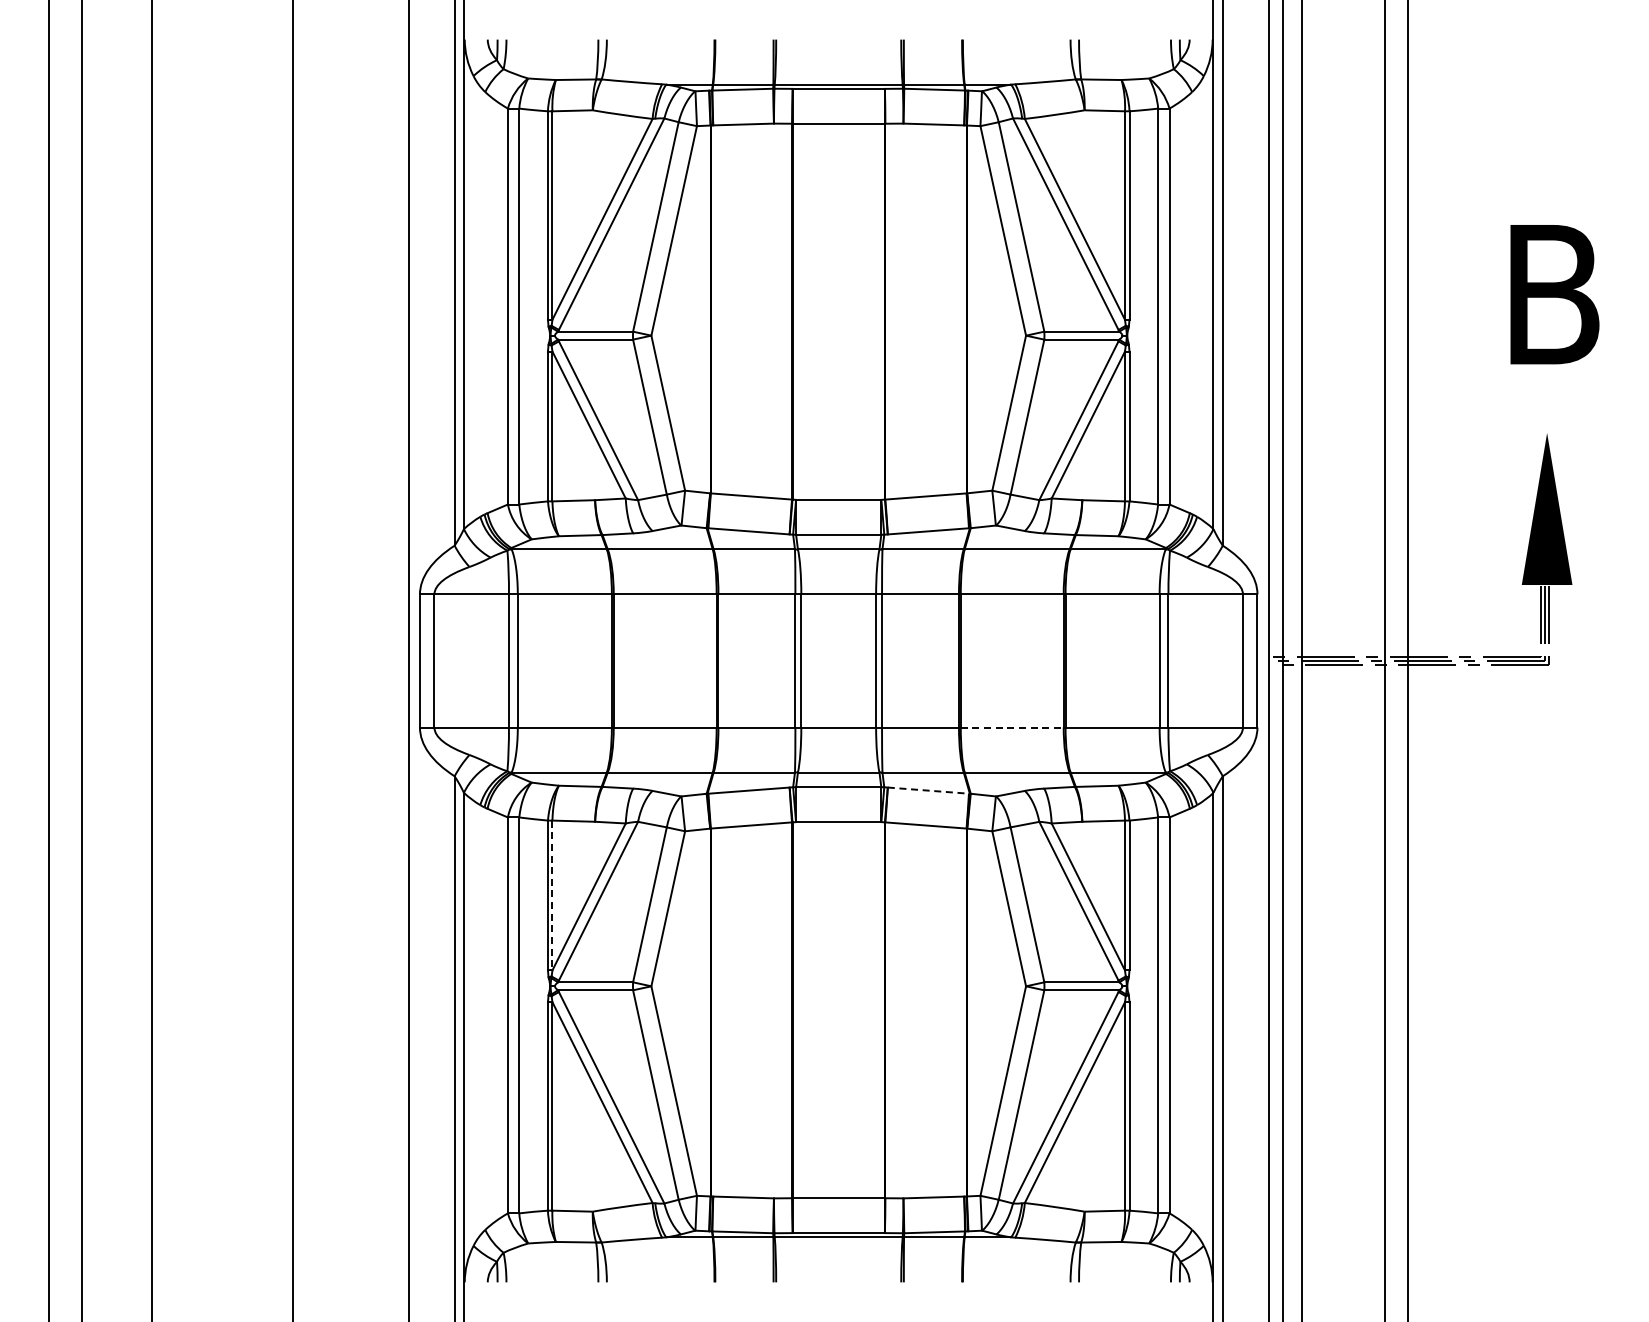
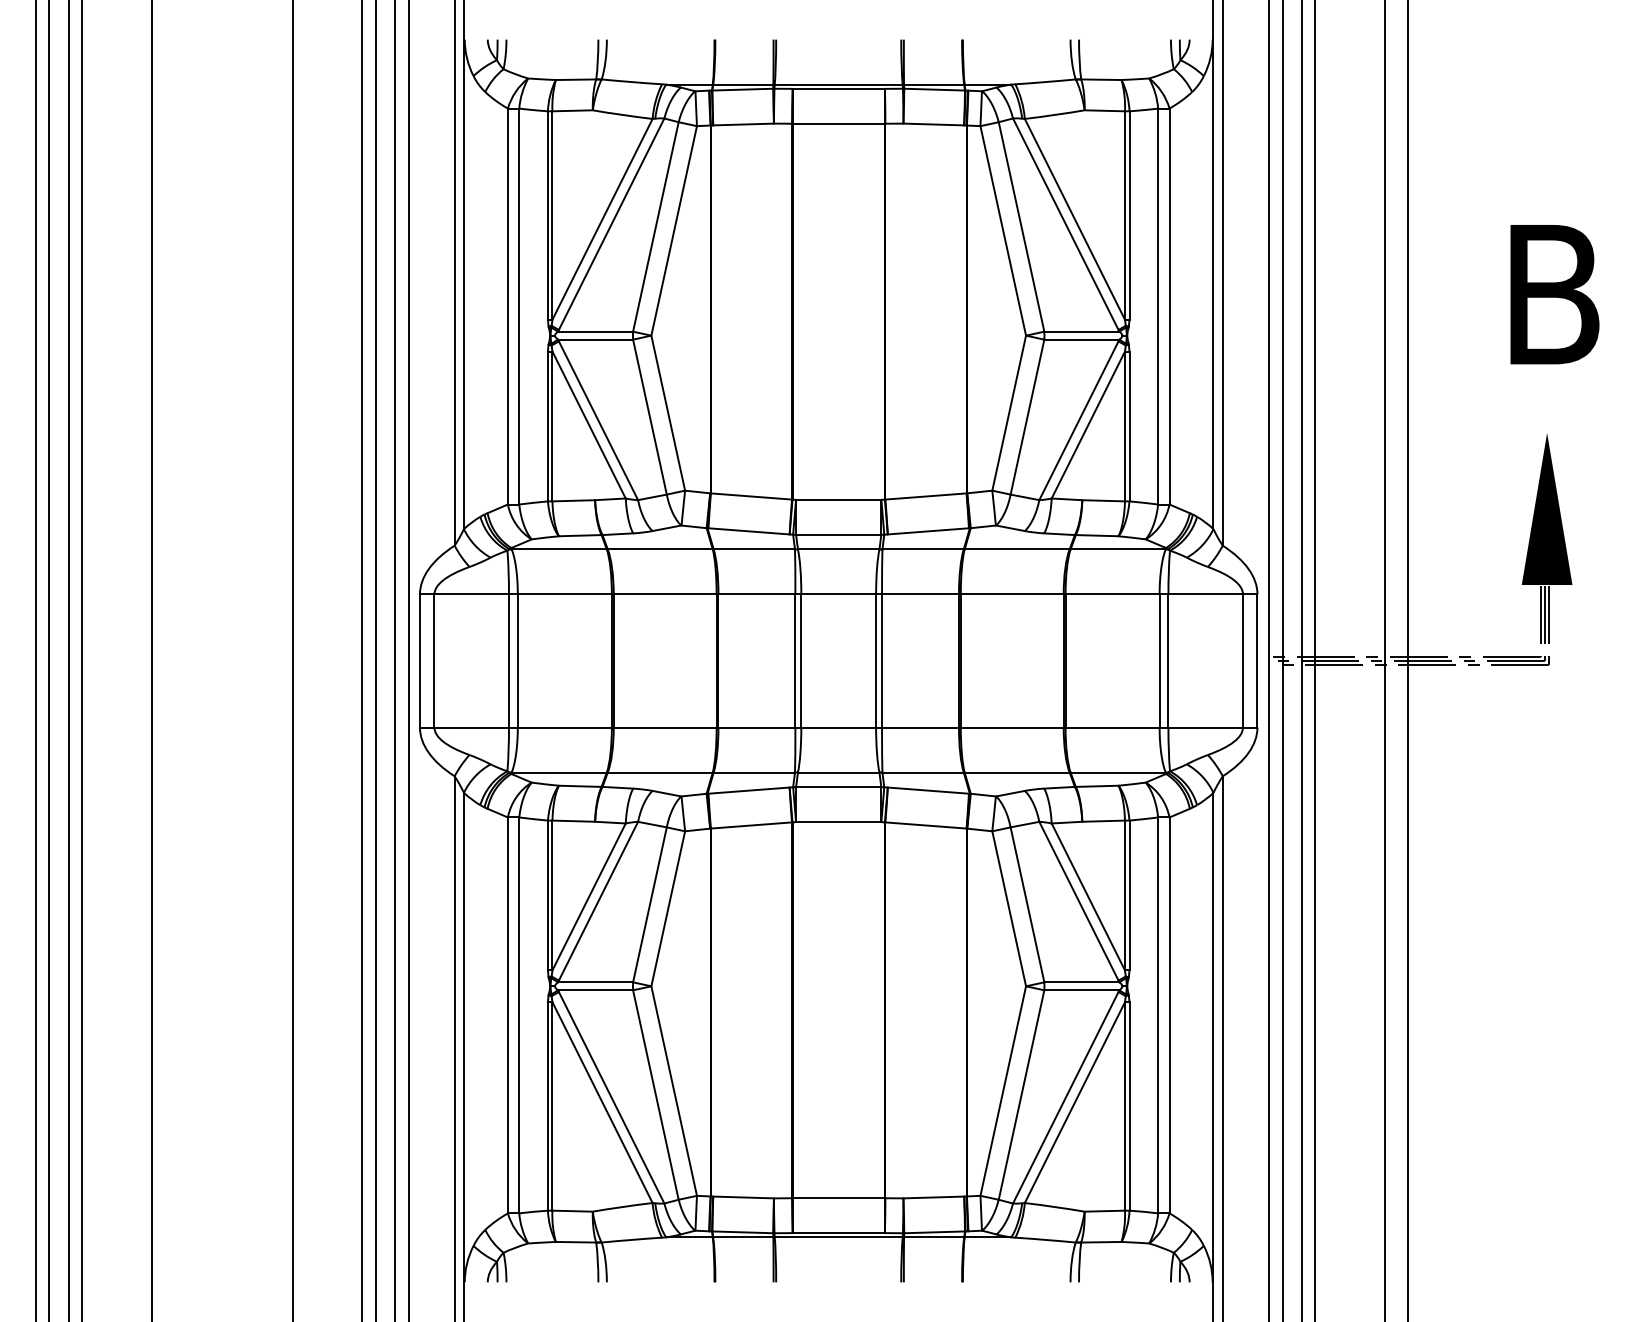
line: none -> present (35, 660)
line: none -> present (68, 660)
line: none -> present (362, 660)
line: none -> present (375, 660)
line: none -> present (394, 660)
line: none -> present (1315, 660)
line: dashed -> solid (1012, 727)
line: dashed -> solid (928, 790)
line: dashed -> solid (552, 895)
